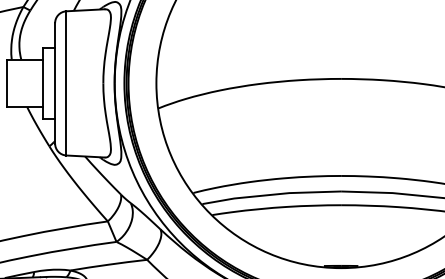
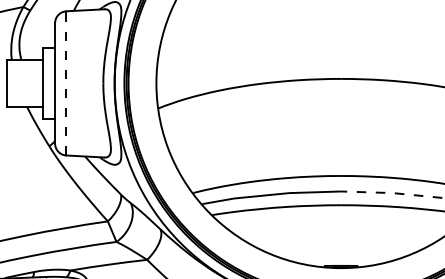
line: solid -> dashed (66, 82)
line: solid -> dashed (392, 193)
